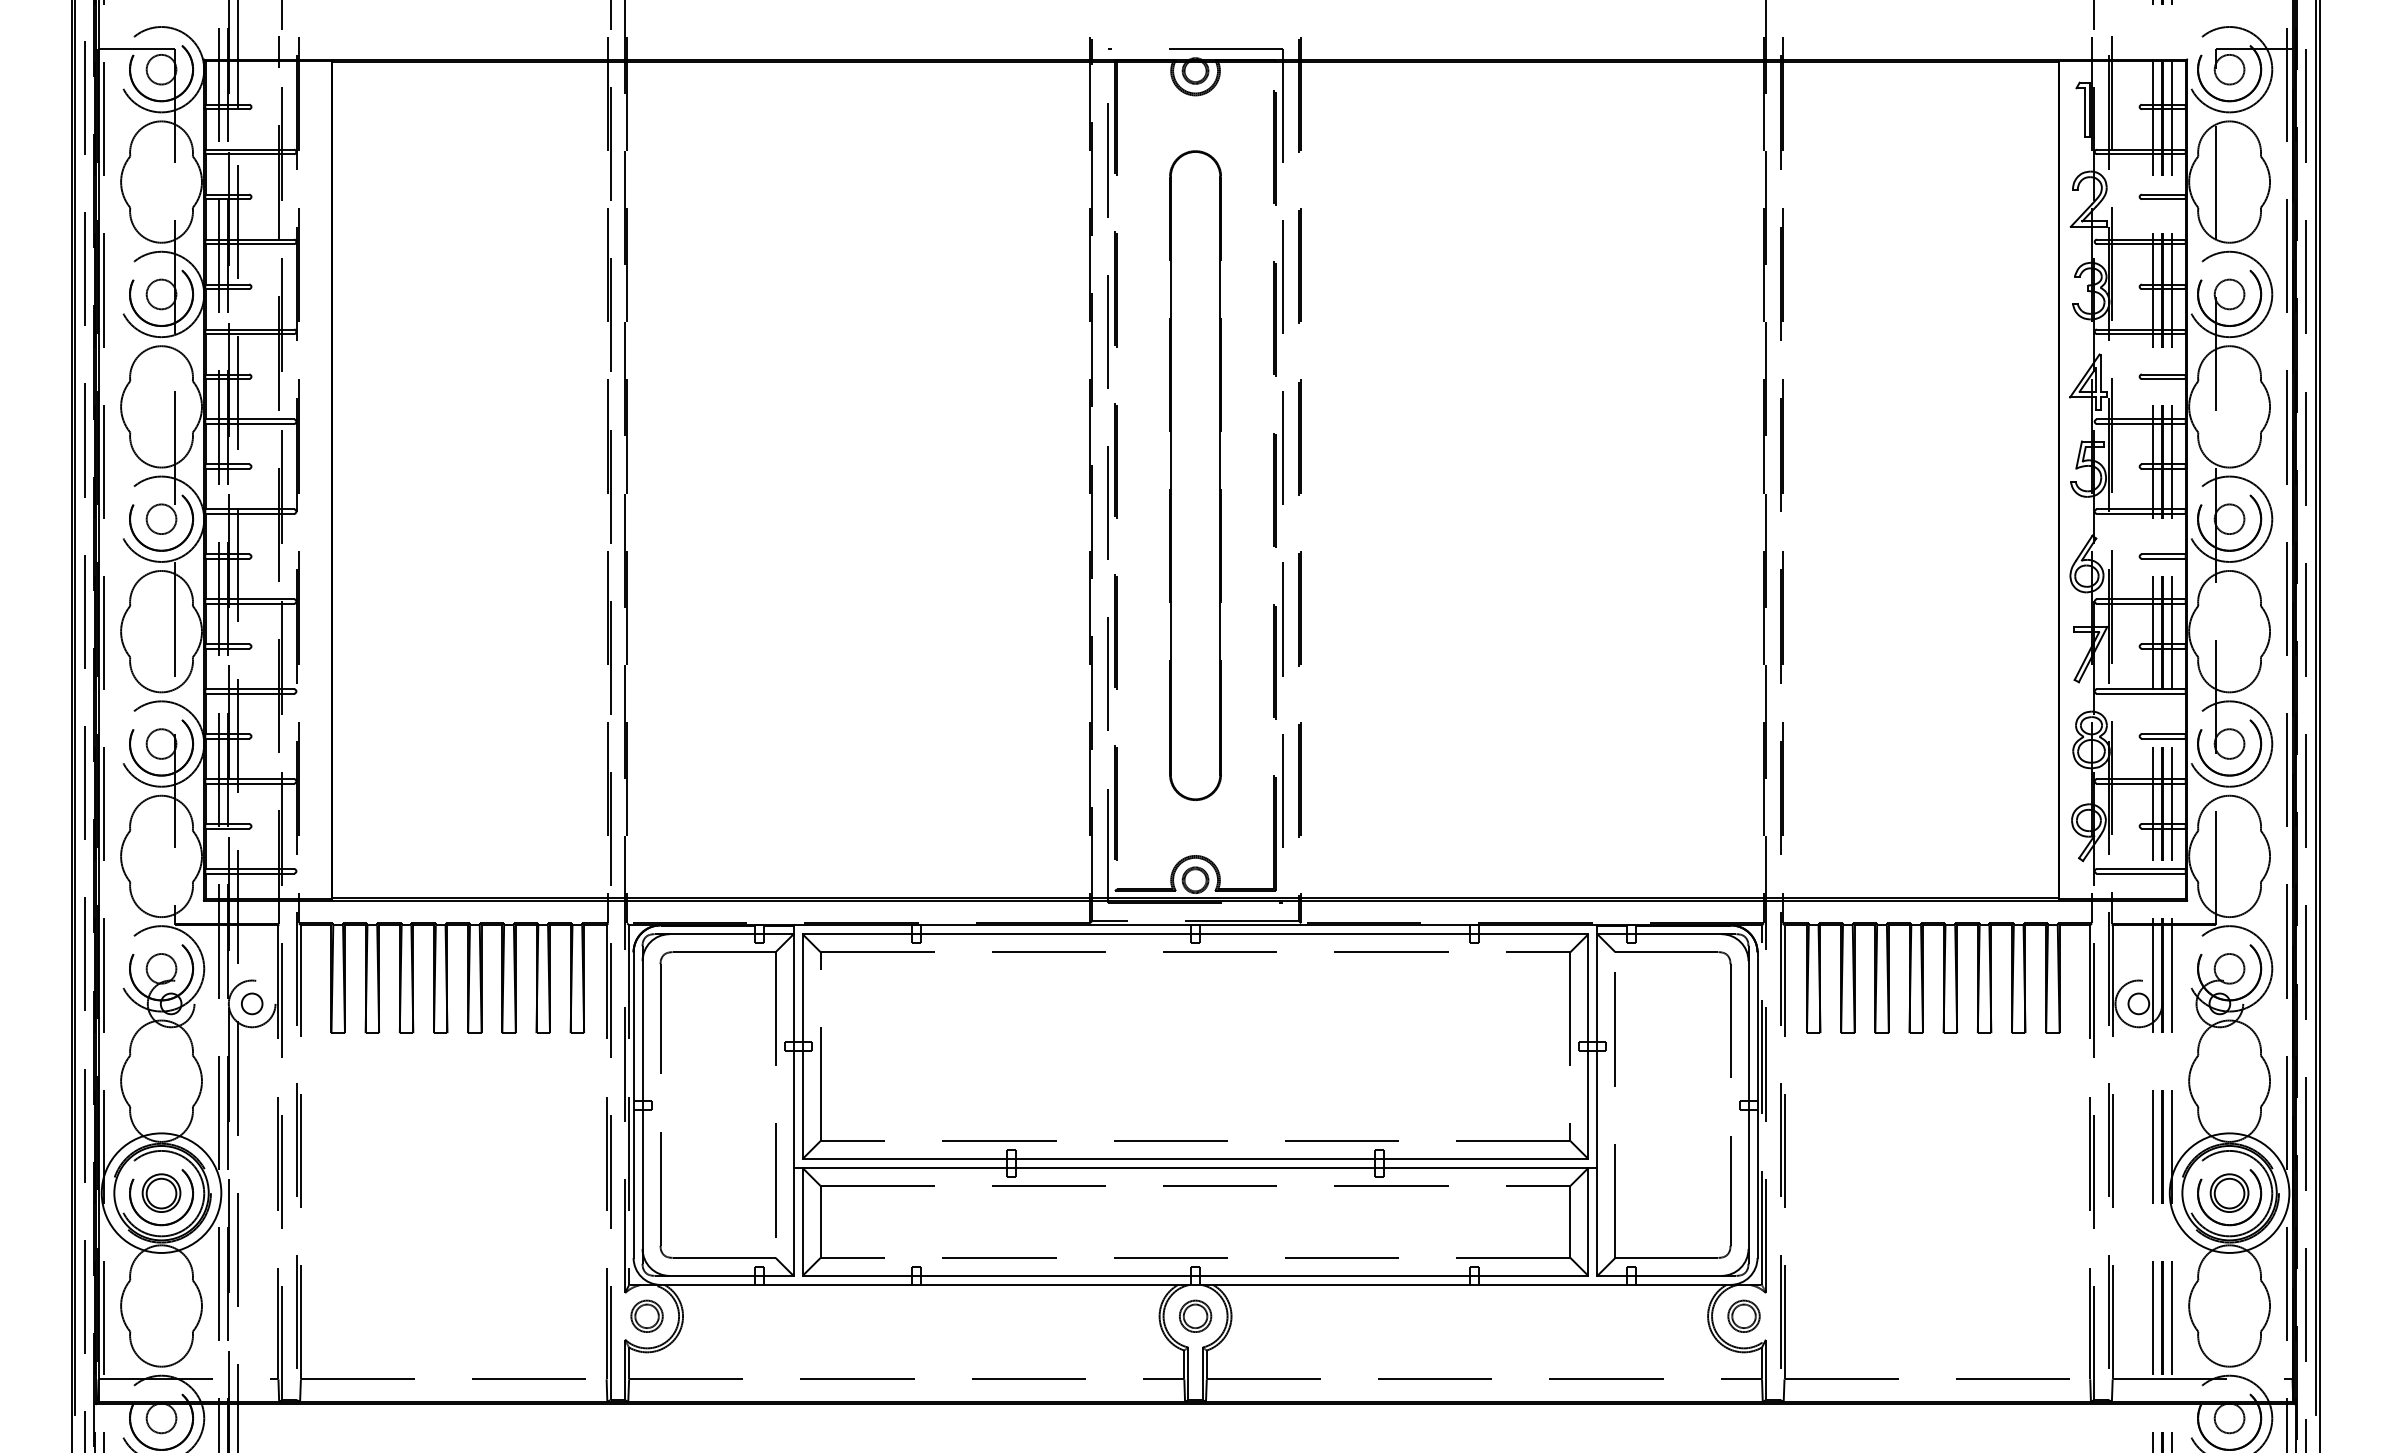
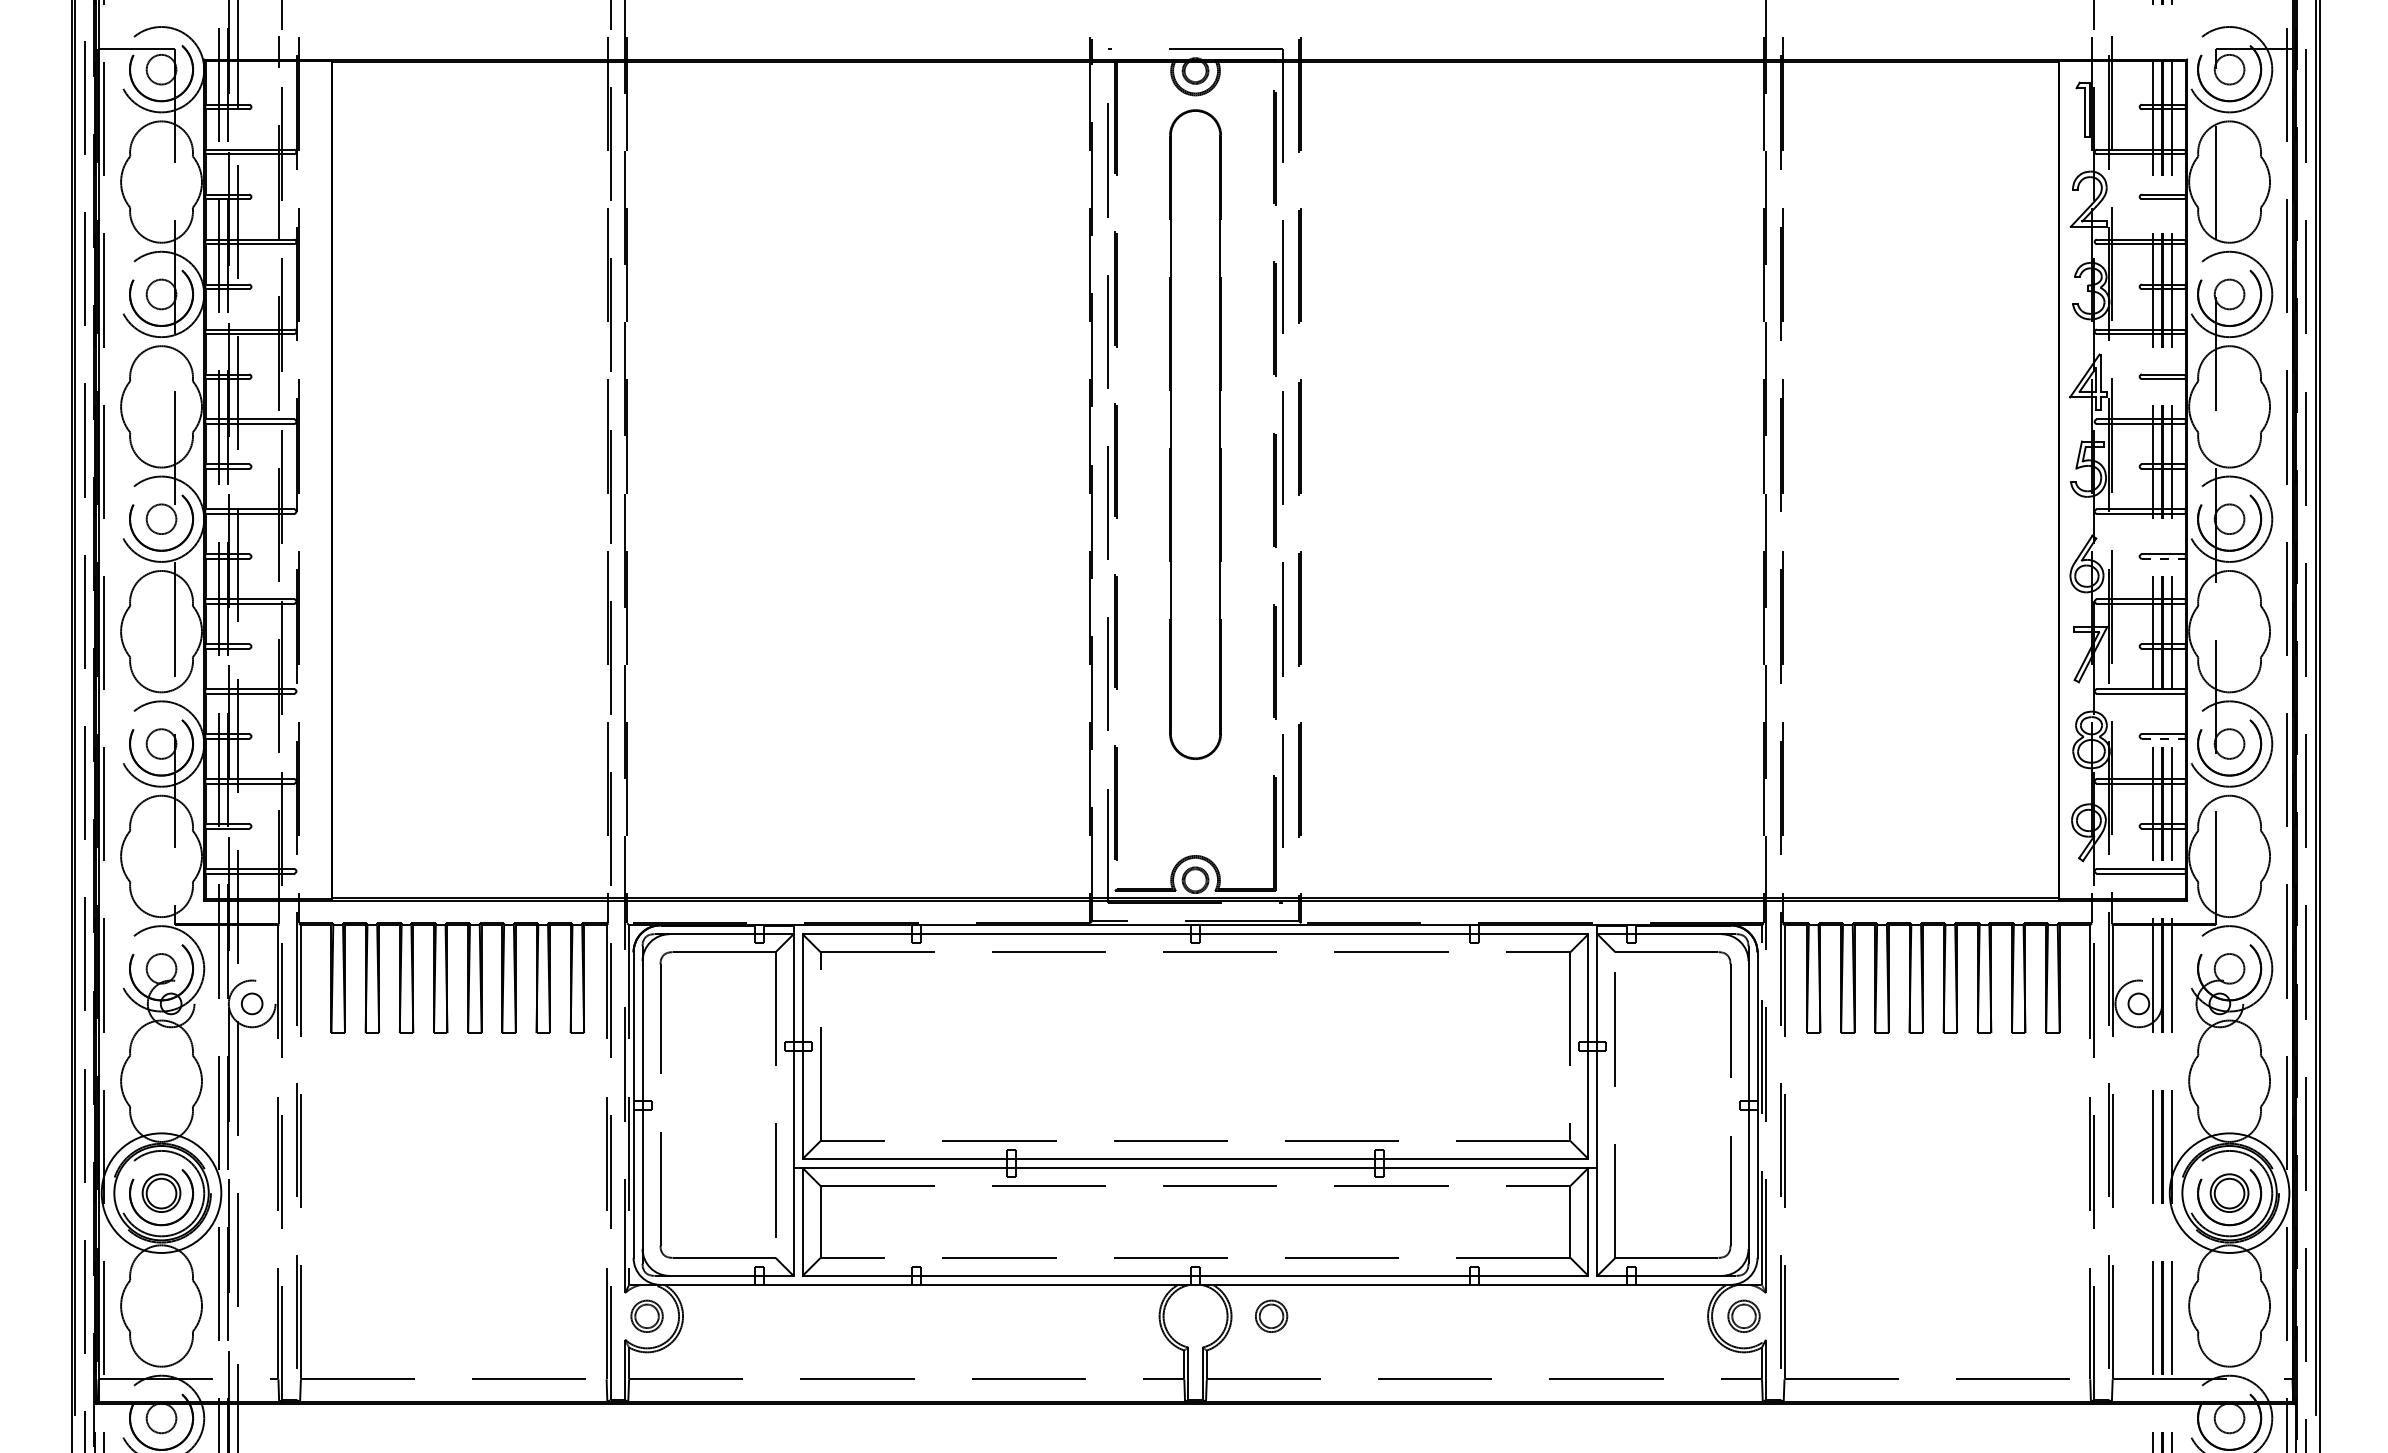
part position: (1195, 475) -> (1195, 434) (1195, 434)
line: solid -> dashed (2163, 558)
line: solid -> dashed (2163, 738)
part position: (1195, 1315) -> (1271, 1315) (1271, 1315)
